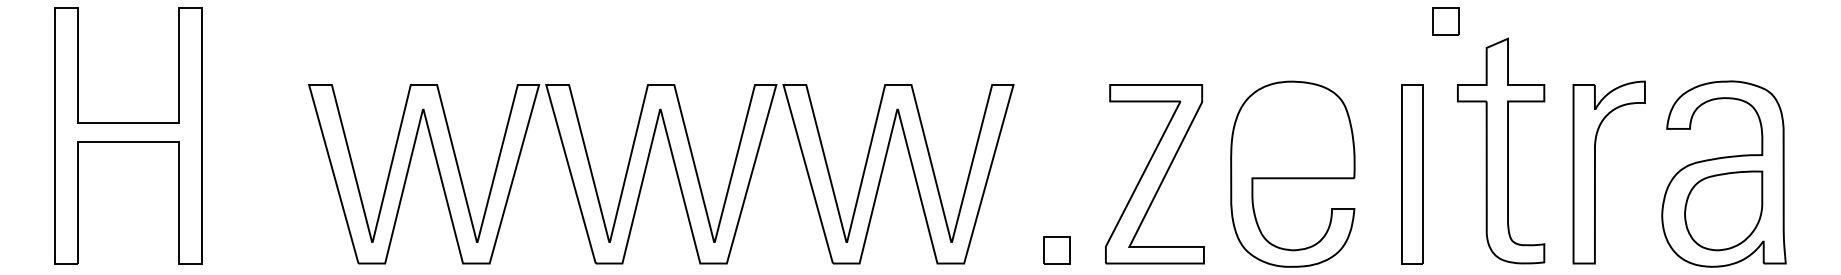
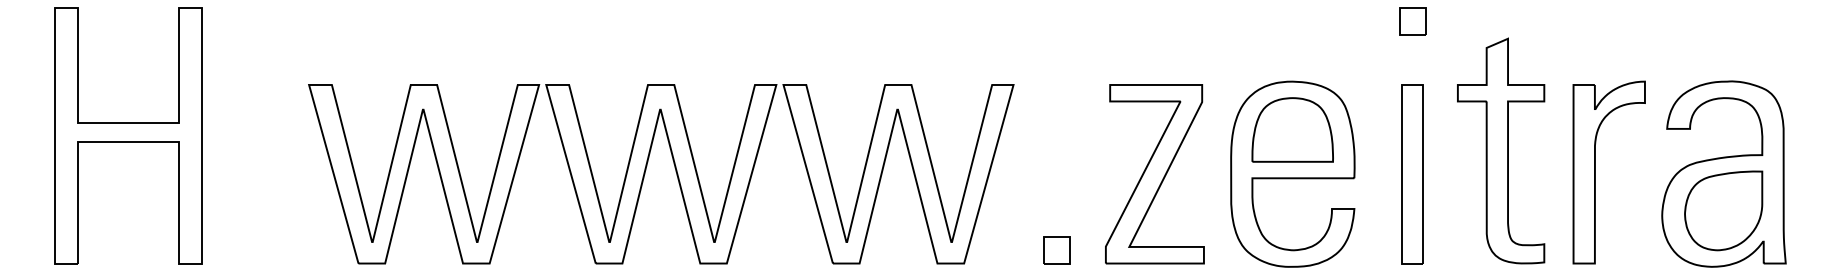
part position: (1445, 21) -> (1412, 21) (1412, 21)
part: none -> present (1292, 129)
